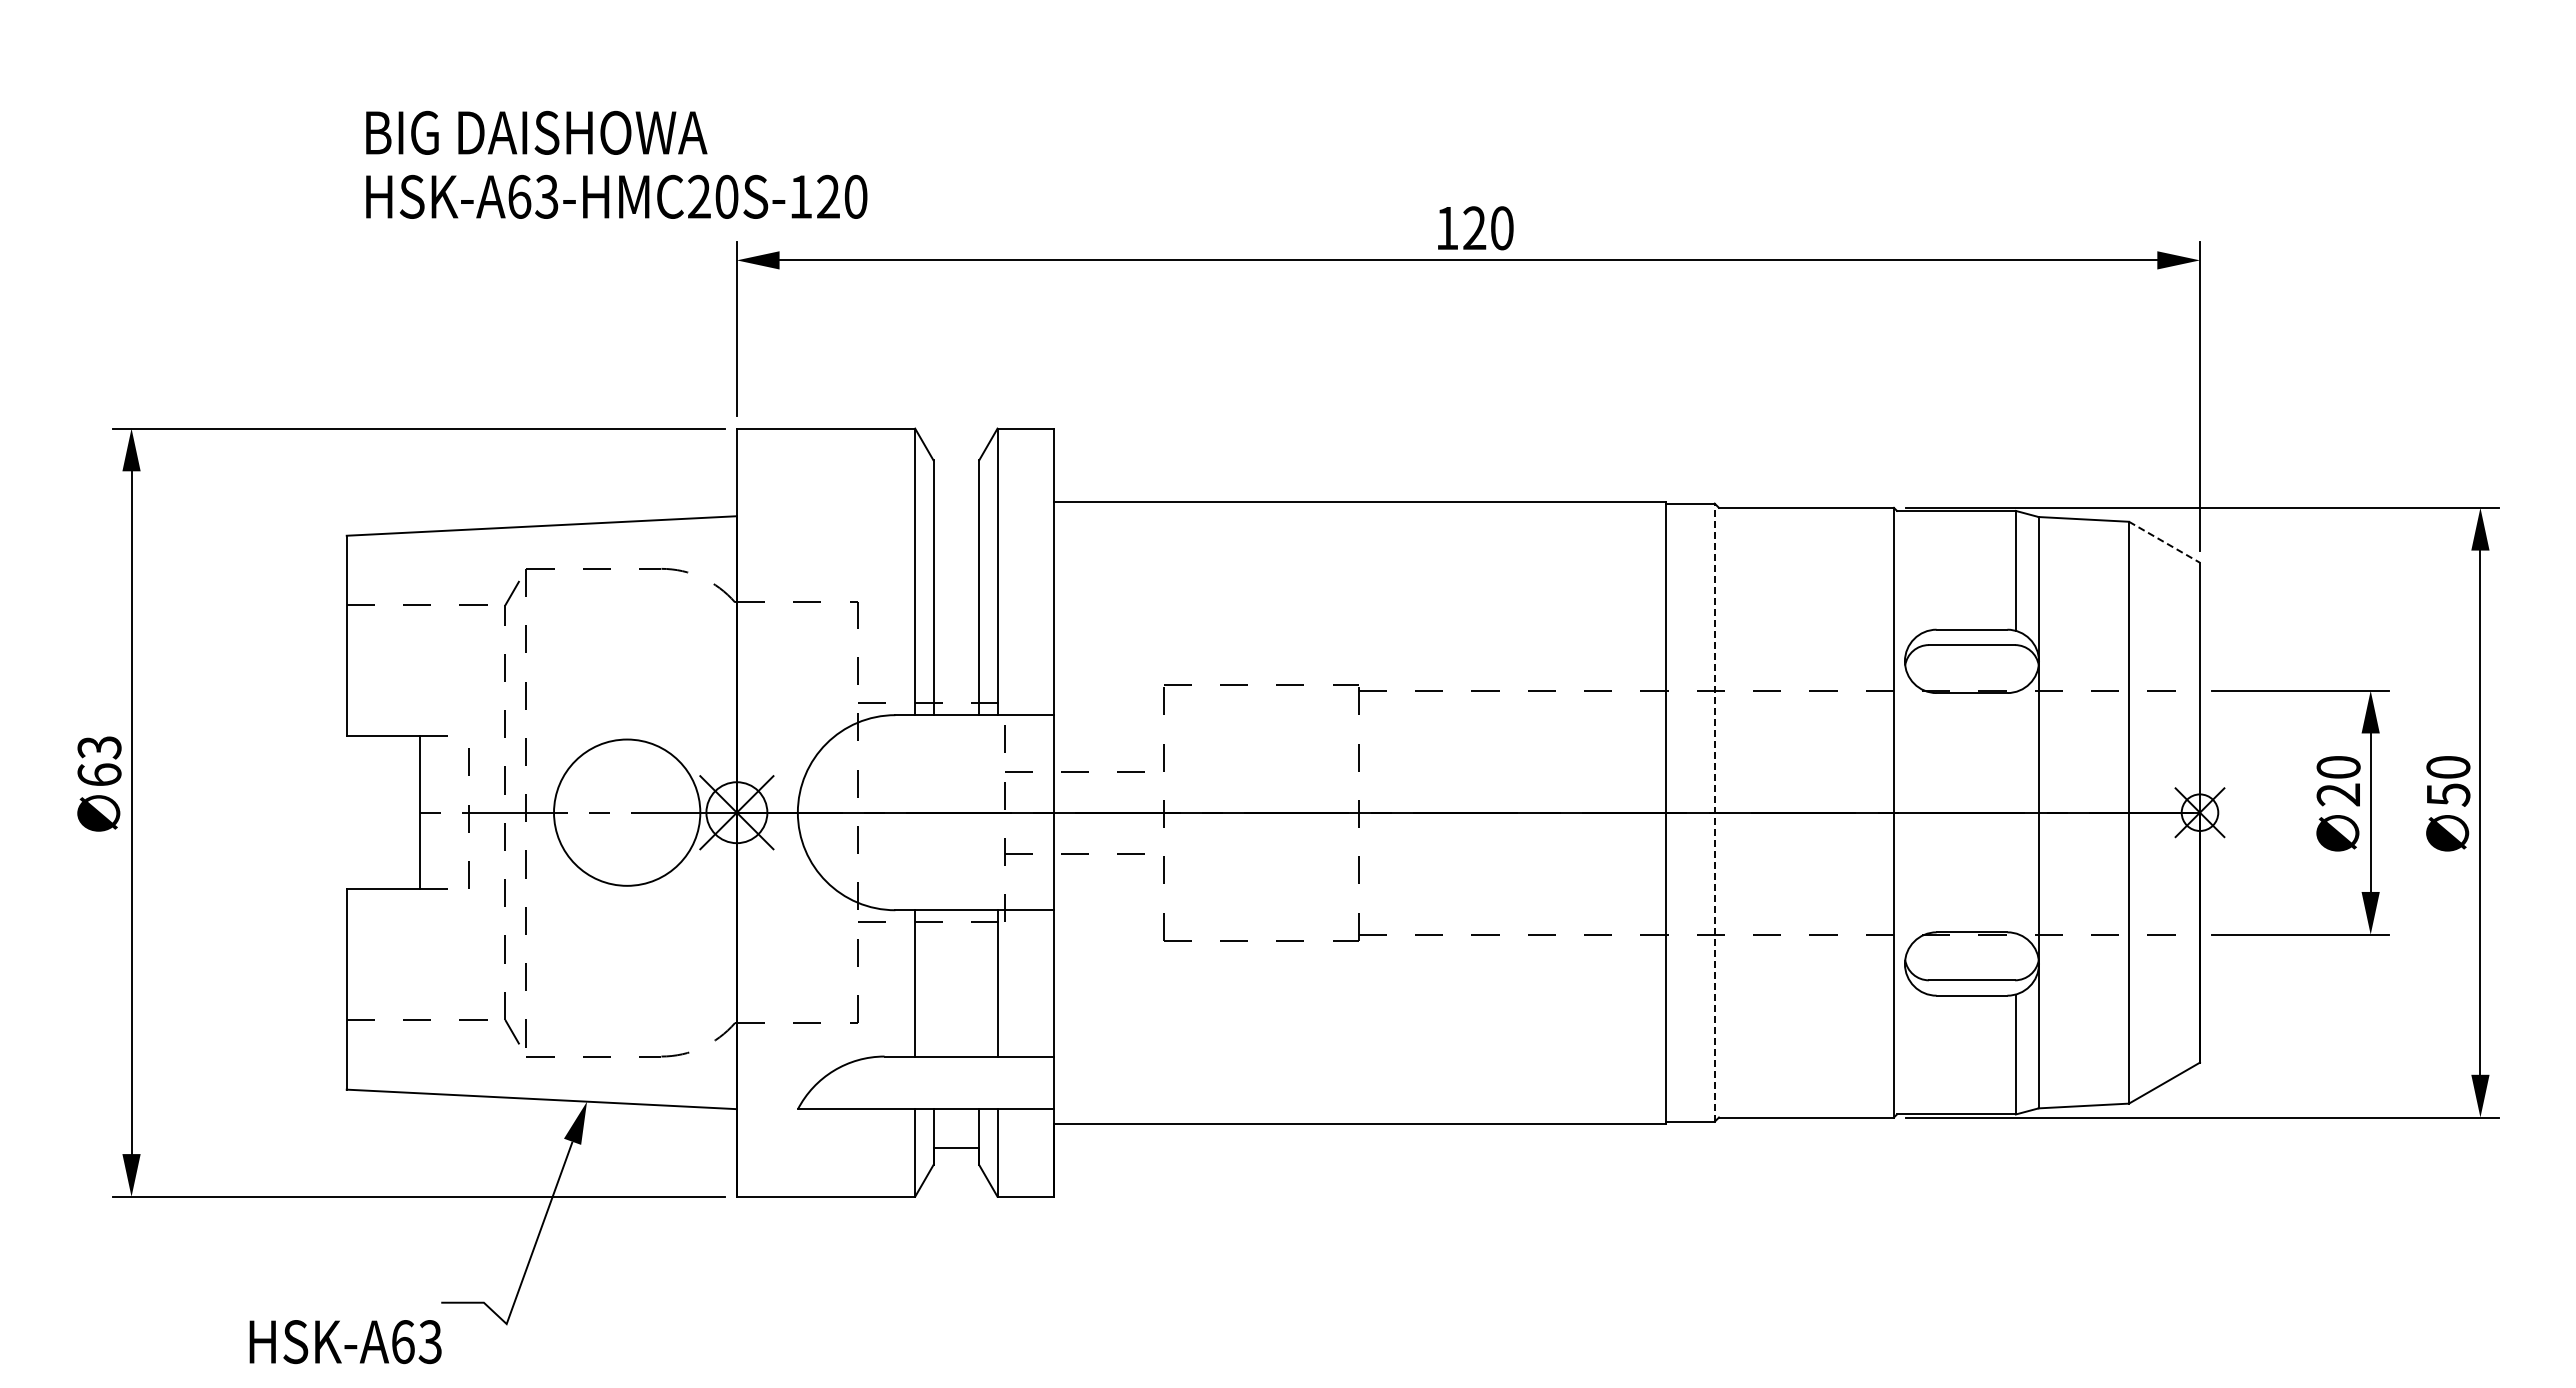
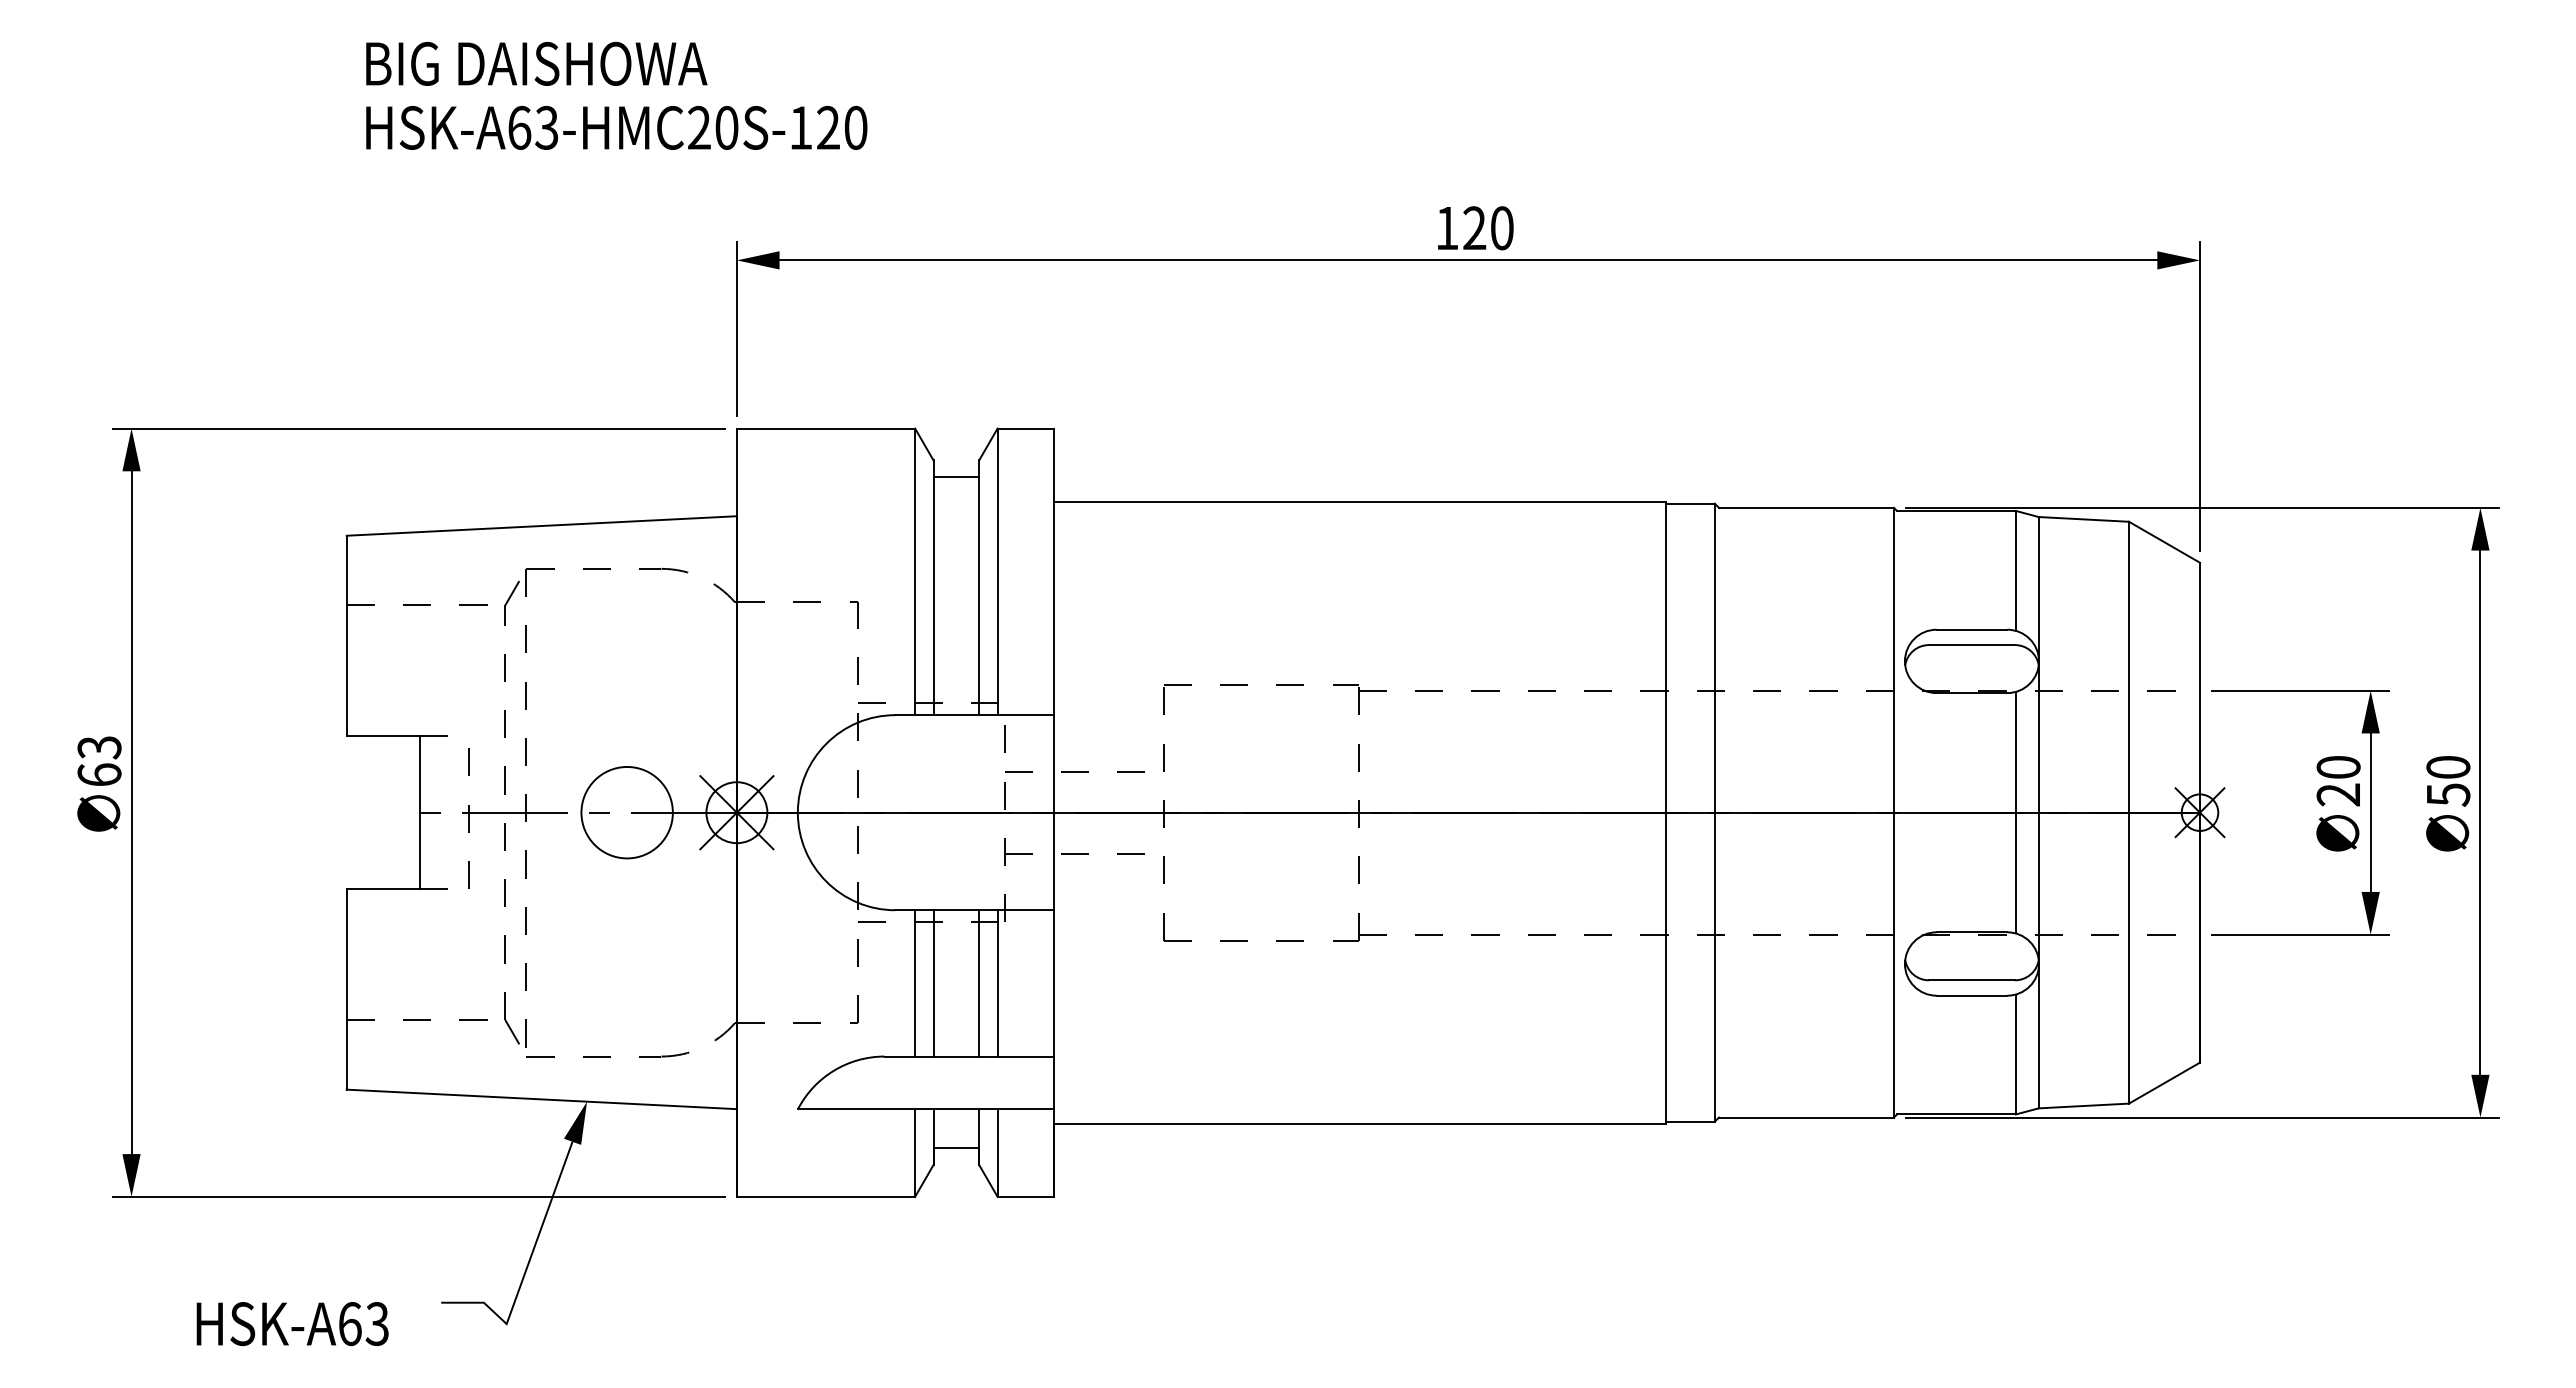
text position: (616, 164) -> (616, 95) (616, 95)
line: none -> present (956, 477)
line: dashed -> solid (2164, 542)
circle diameter: 146 px -> 91 px (626, 812)
line: dashed -> solid (1714, 812)
line: none -> present (2015, 812)
line: none -> present (933, 983)
line: none -> present (979, 983)
text position: (345, 1342) -> (292, 1324) (292, 1324)
